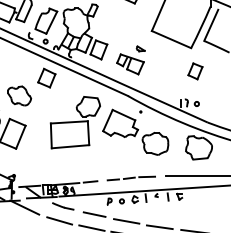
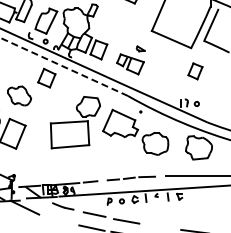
line: solid -> dashed (64, 67)
line: present -> none (59, 220)
line: present -> none (159, 227)
